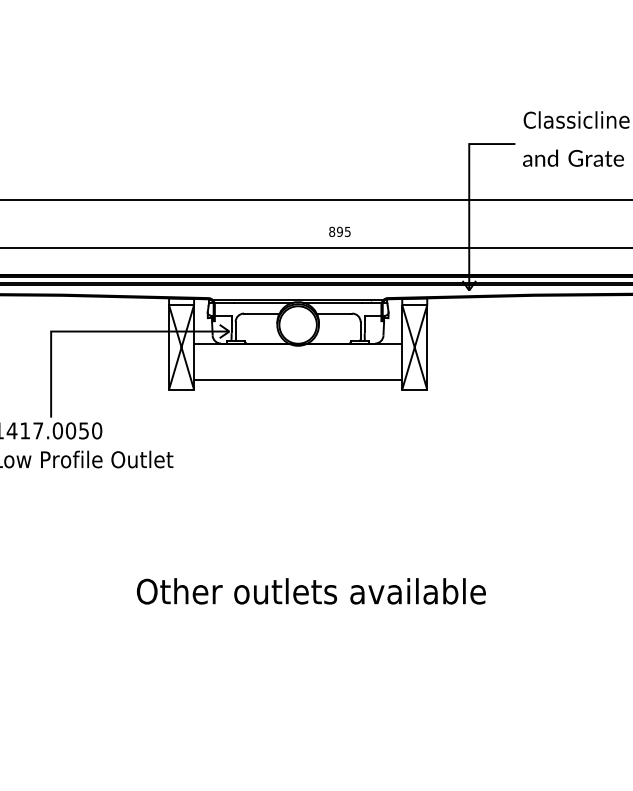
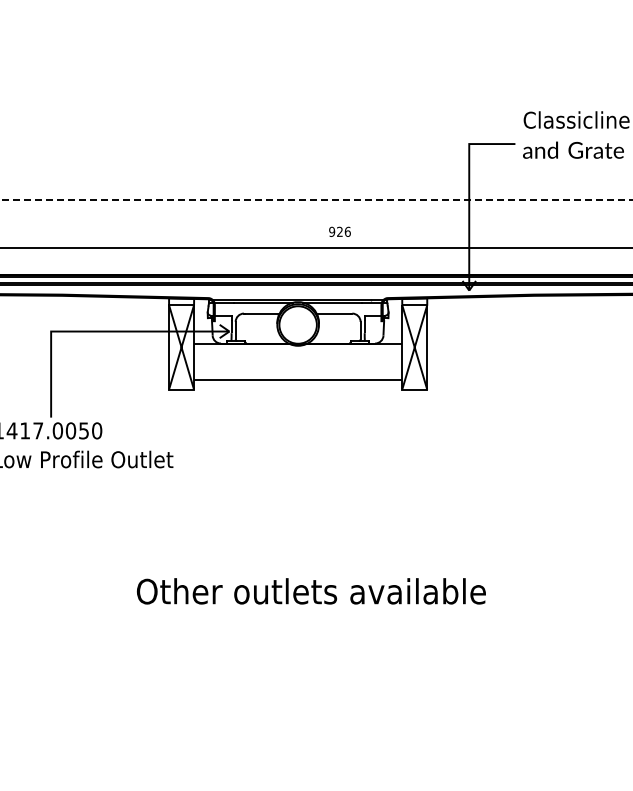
text position: (573, 157) -> (573, 149) (573, 149)
line: solid -> dashed (316, 199)
text: 895 -> 926 (339, 231)
